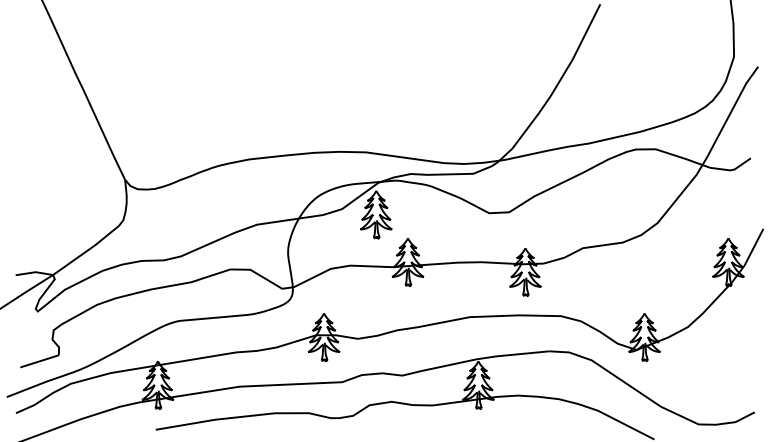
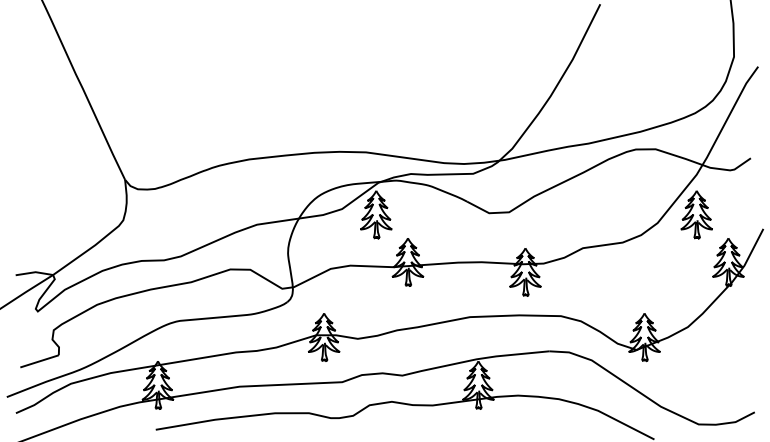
part: none -> present (696, 214)
